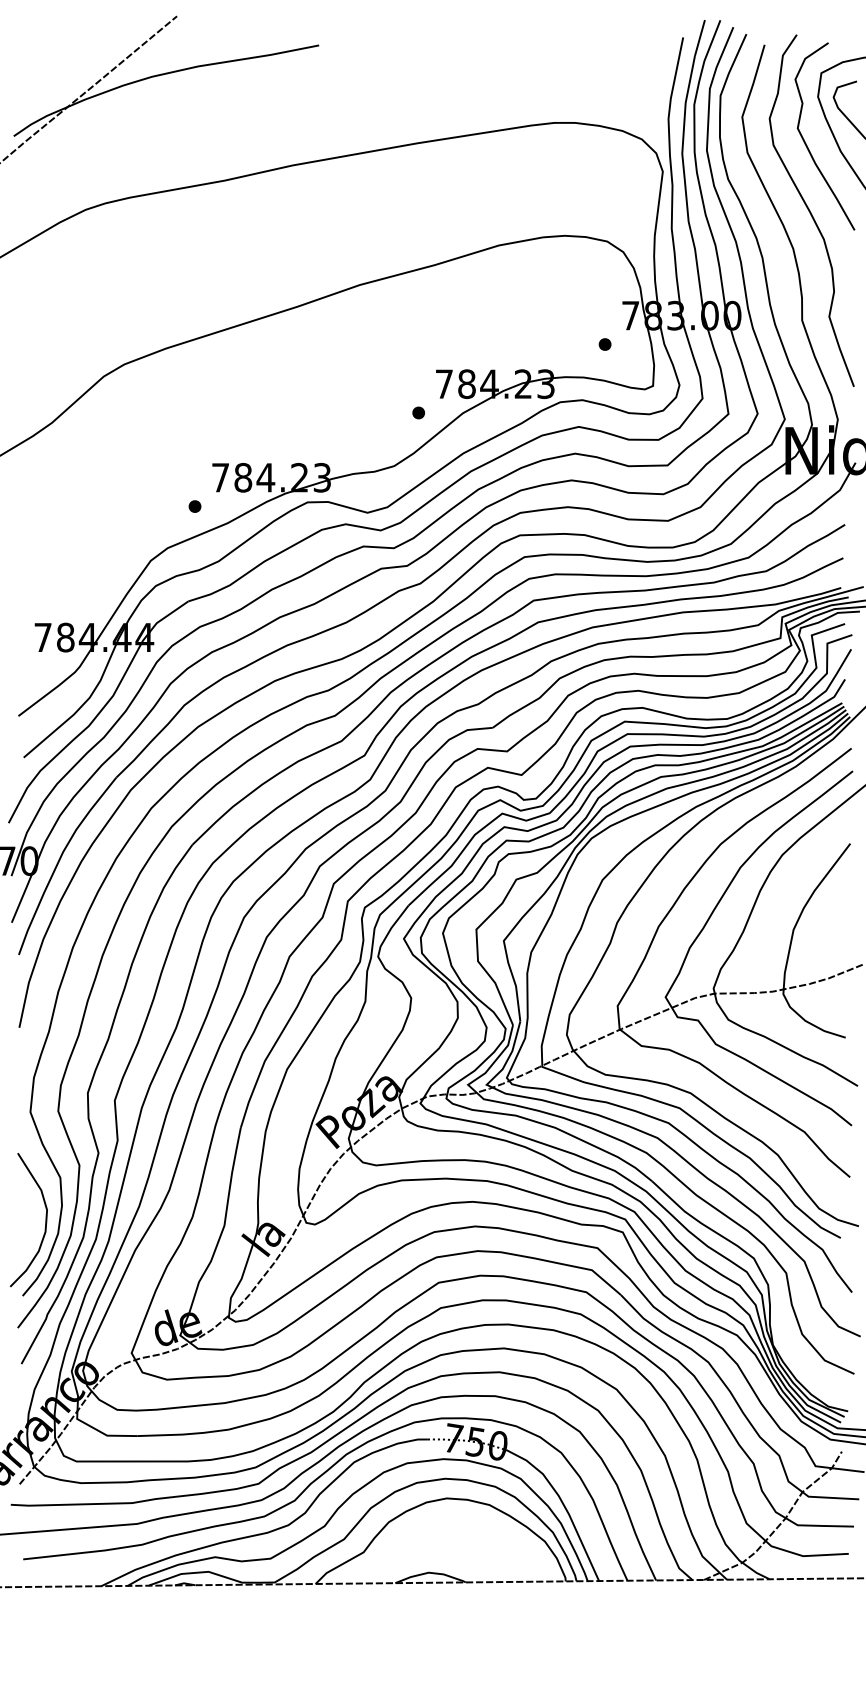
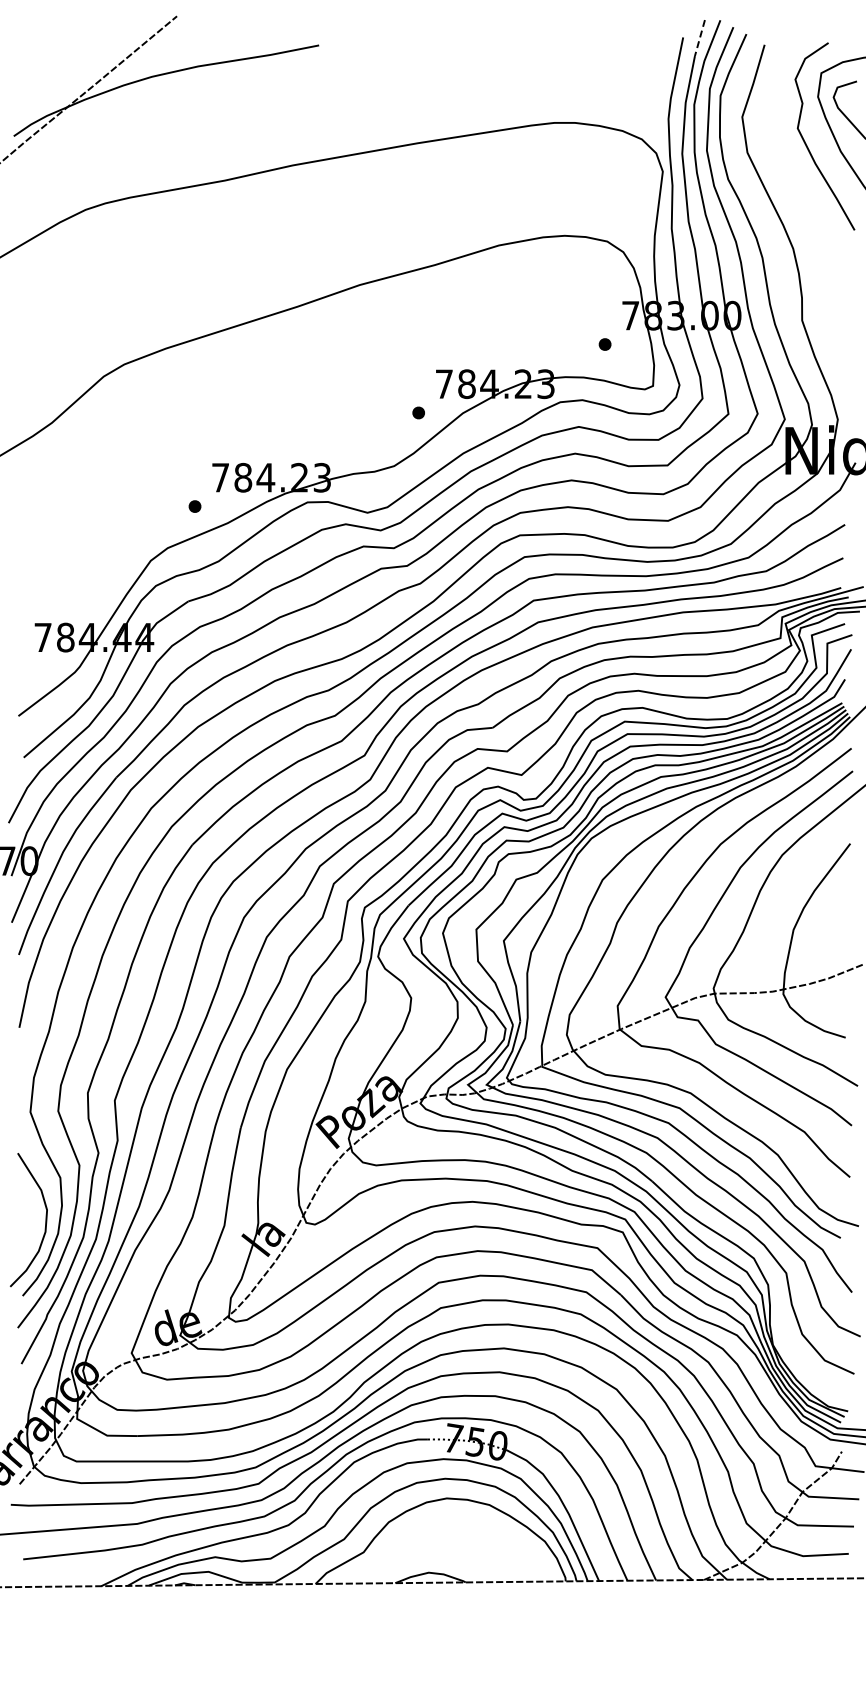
line: solid -> dashed (699, 38)
curve: present -> none (810, 210)
